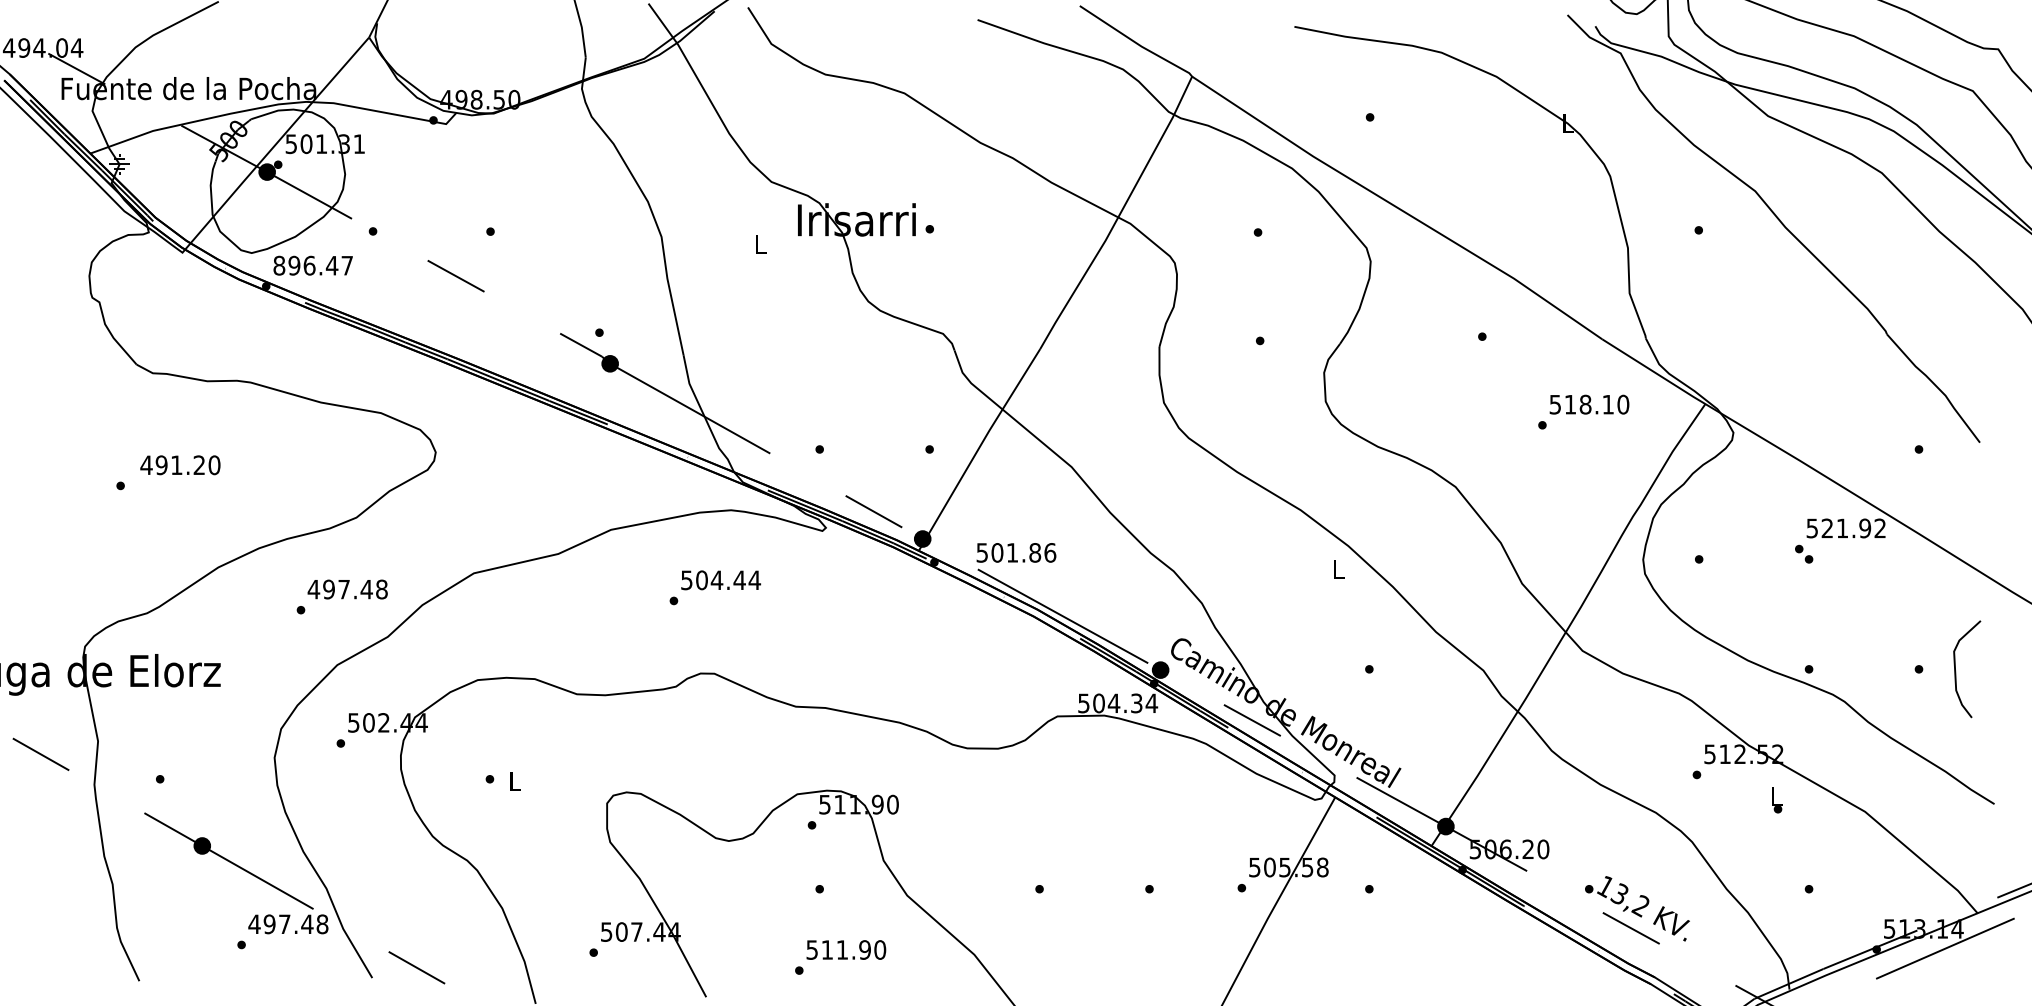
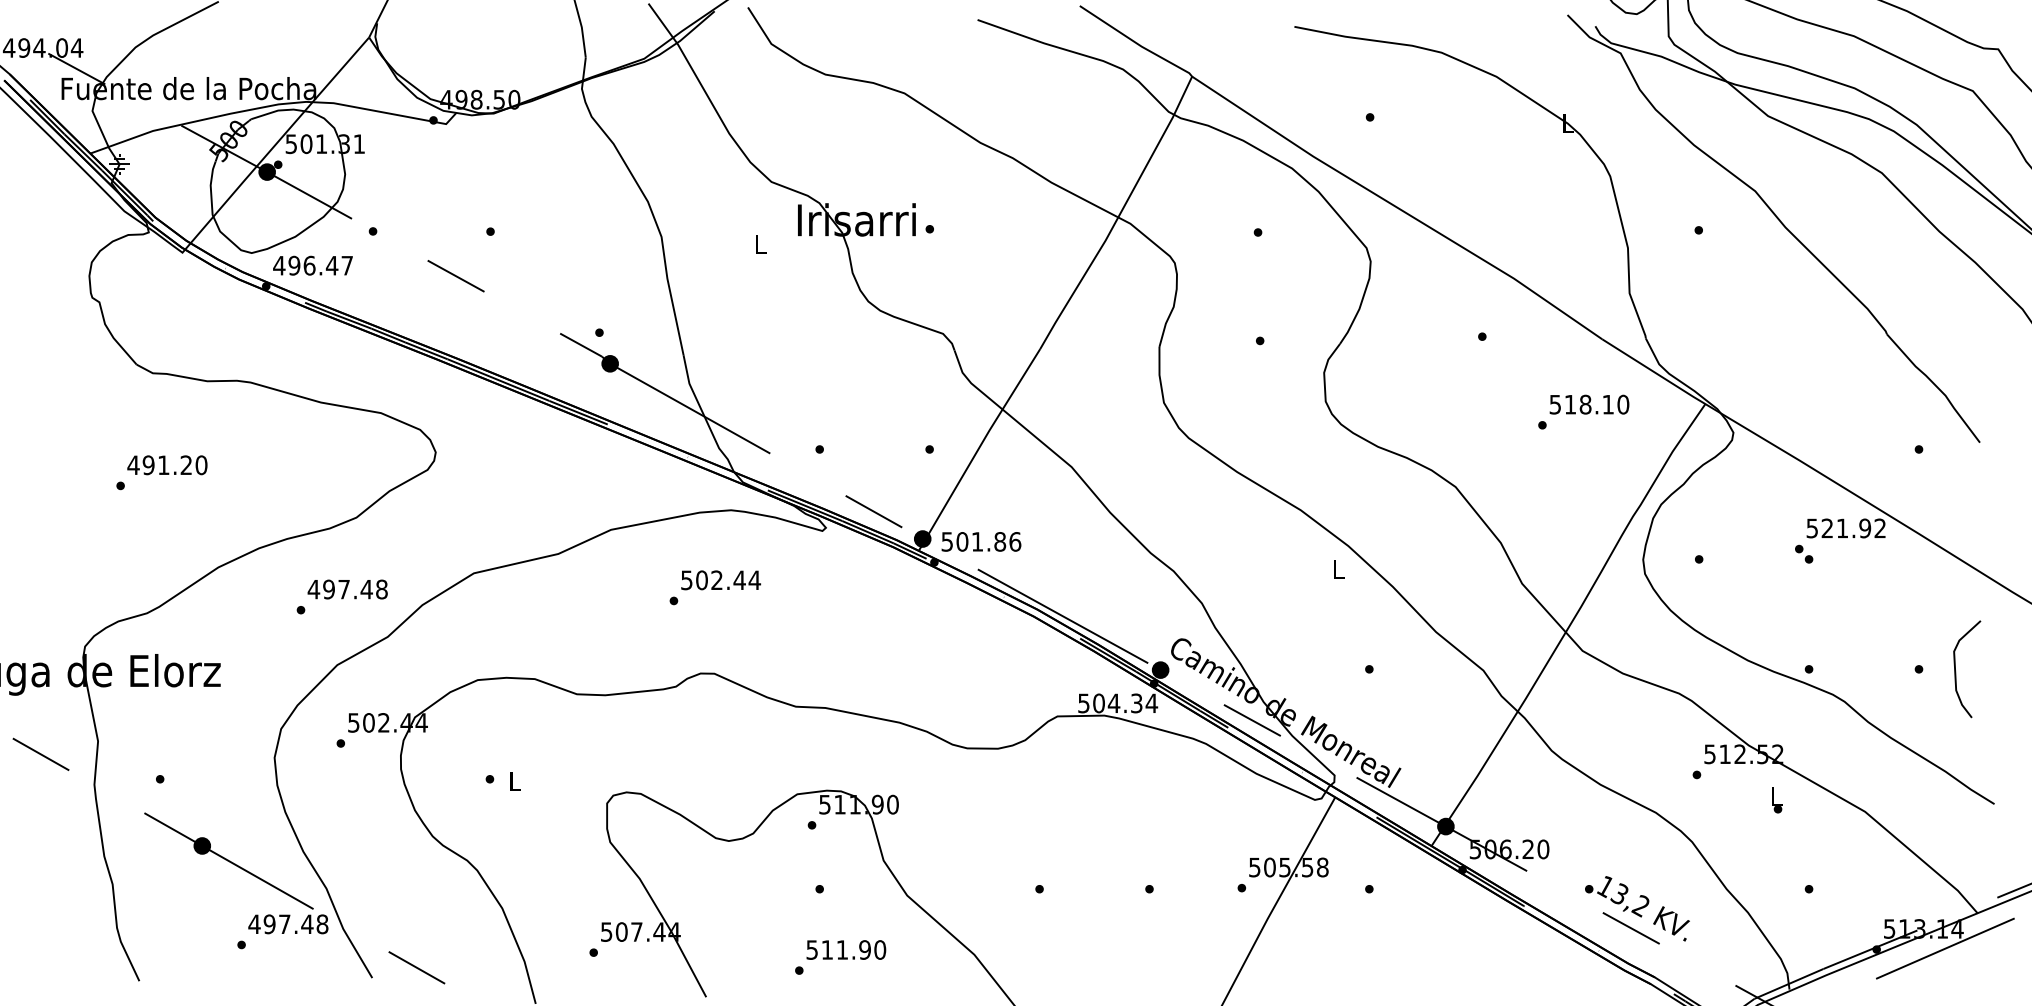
text: 896.47 -> 496.47 (279, 265)
text position: (180, 465) -> (167, 465) (167, 465)
text position: (1016, 552) -> (981, 541) (981, 541)
text: 504.44 -> 502.44 (716, 579)
